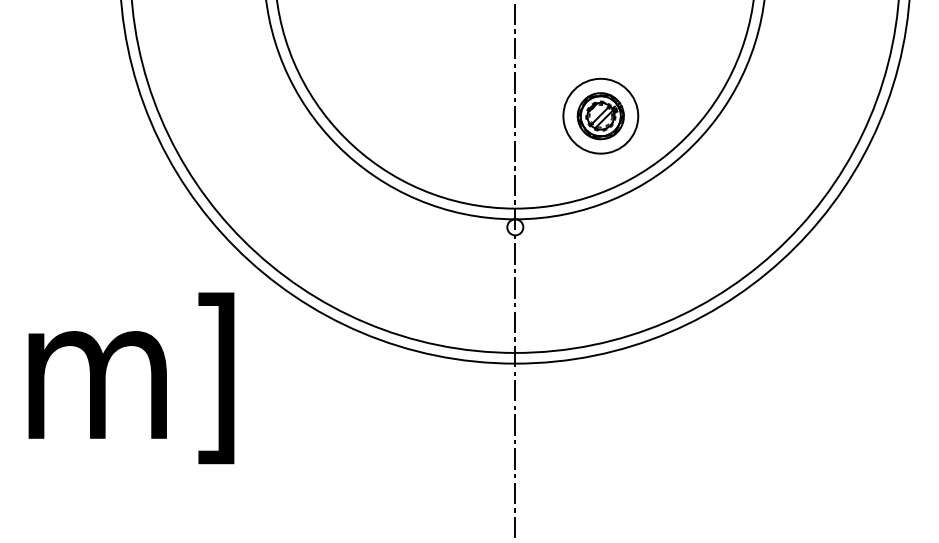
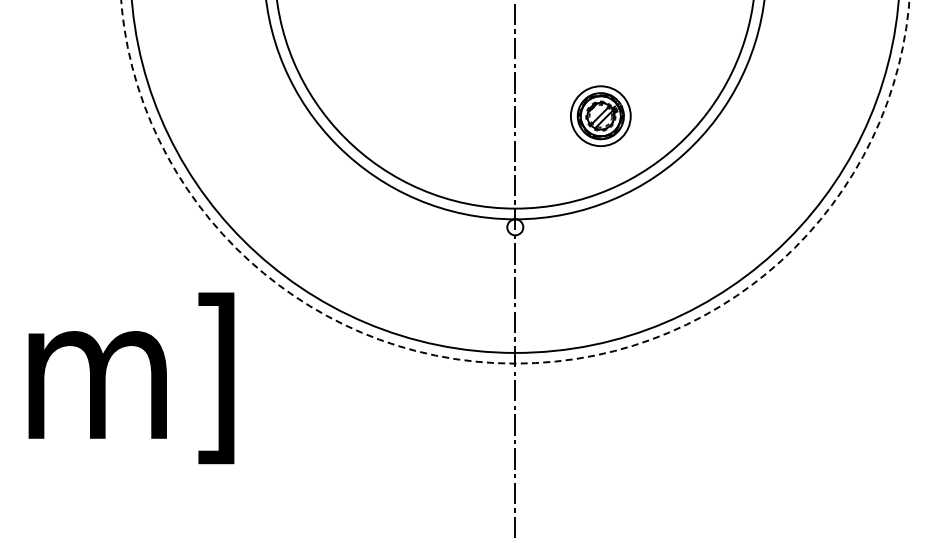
circle diameter: 75 px -> 60 px (600, 116)
circle: solid -> dashed (515, 181)
